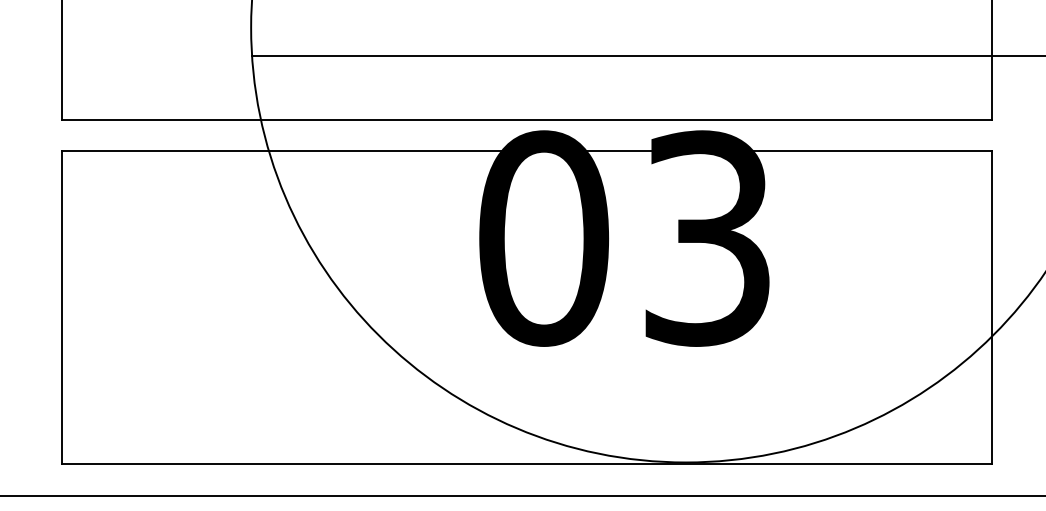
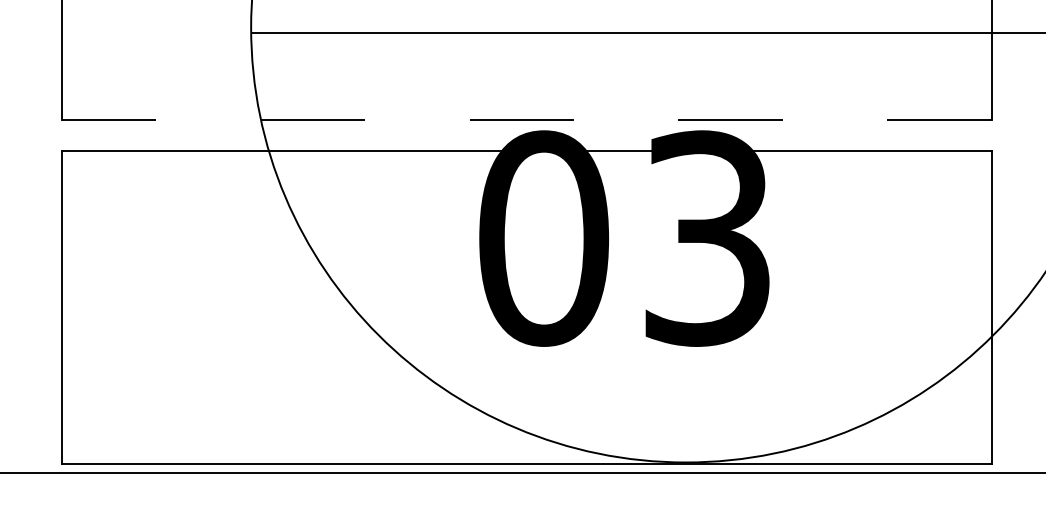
line position: (647, 55) -> (647, 32) (647, 32)
line: solid -> dashed (526, 119)
line position: (522, 495) -> (522, 472) (522, 472)
